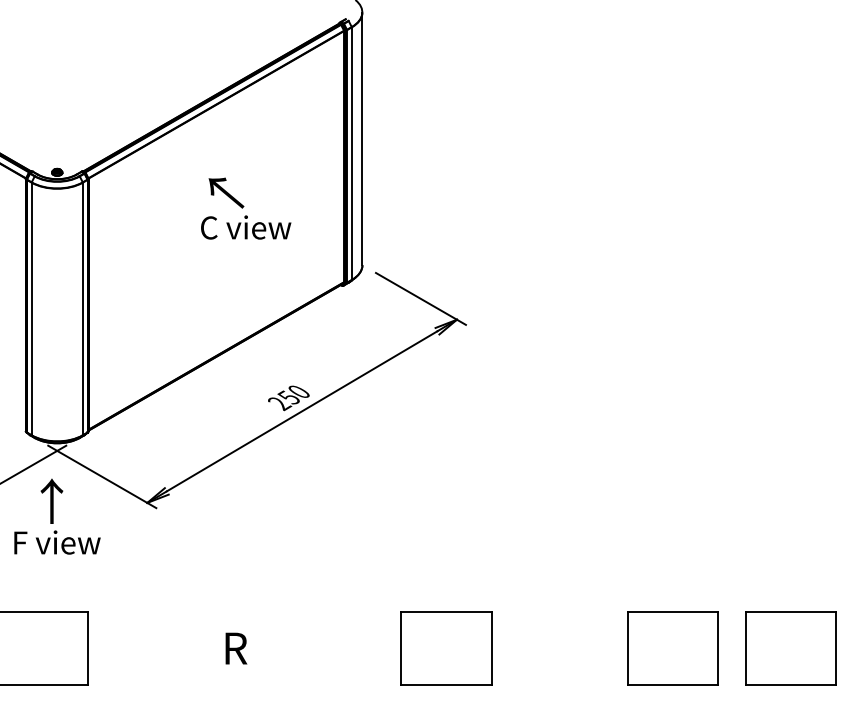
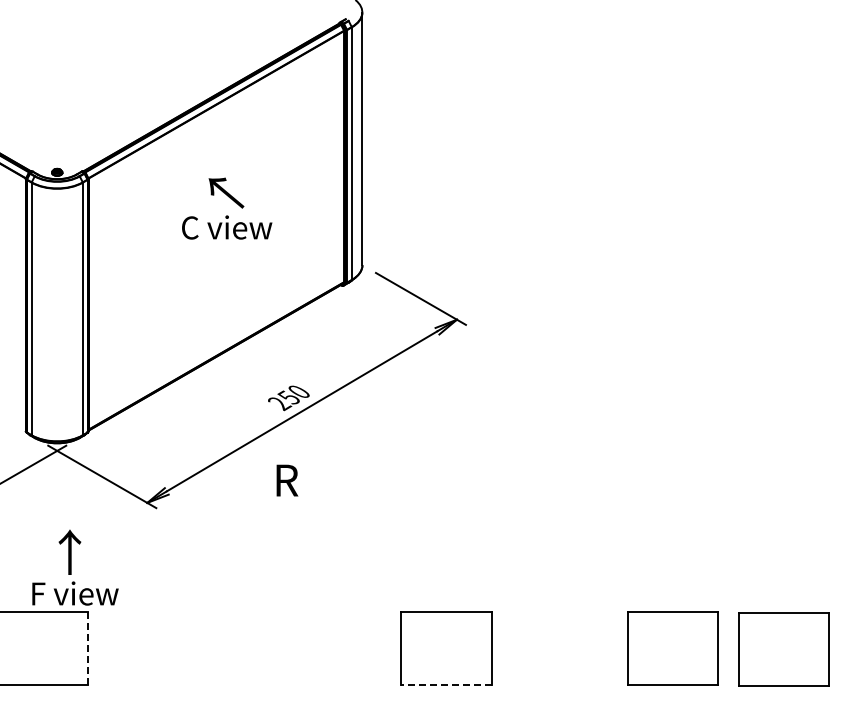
text position: (246, 227) -> (227, 227) (227, 227)
text position: (57, 516) -> (75, 567) (75, 567)
text position: (236, 648) -> (287, 480) (287, 480)
part position: (790, 648) -> (783, 649) (783, 649)
line: solid -> dashed (88, 649)
line: solid -> dashed (446, 684)
